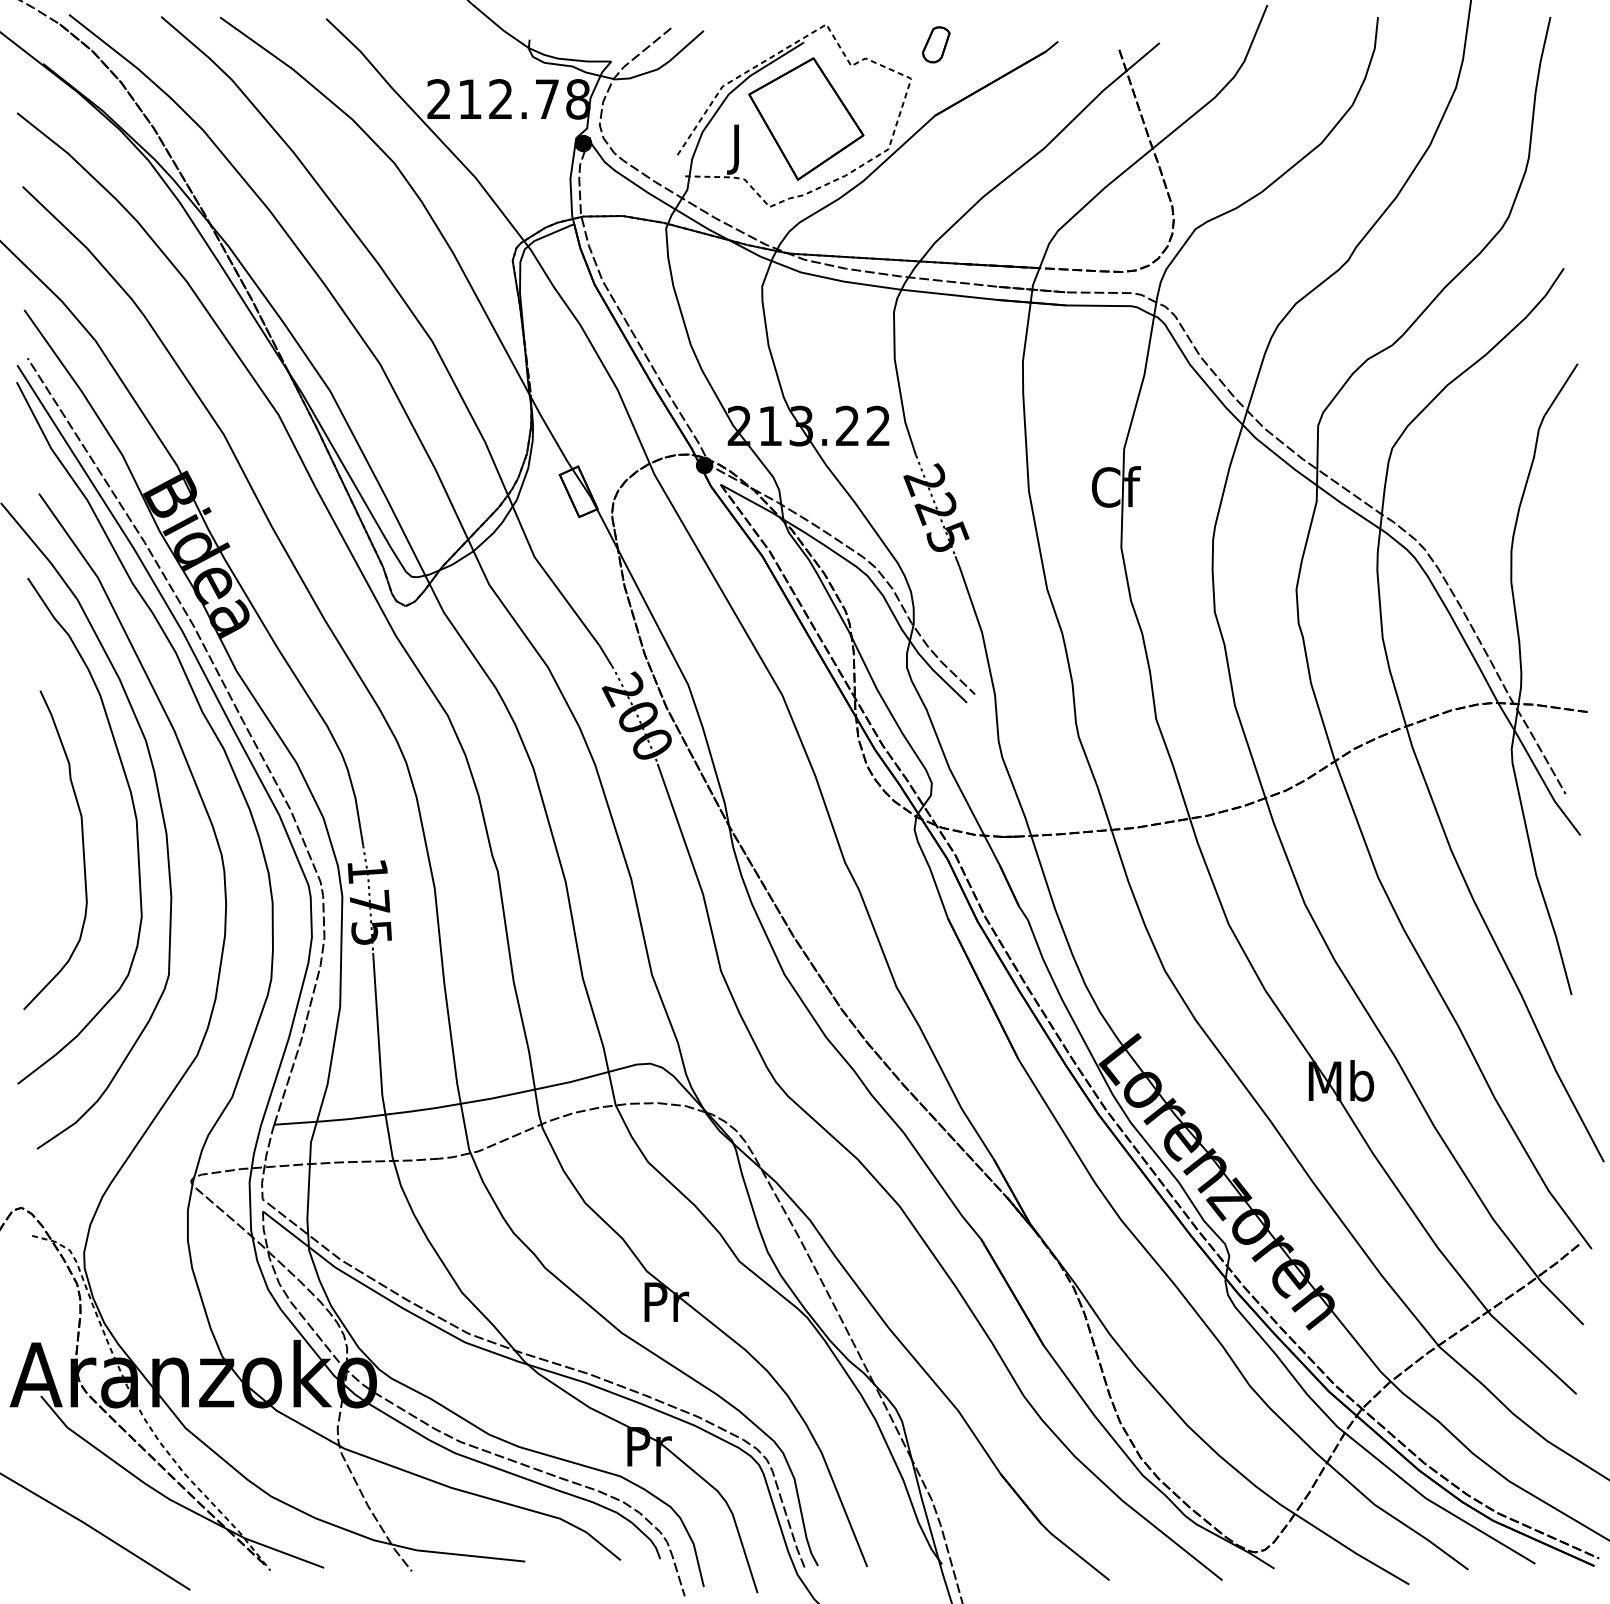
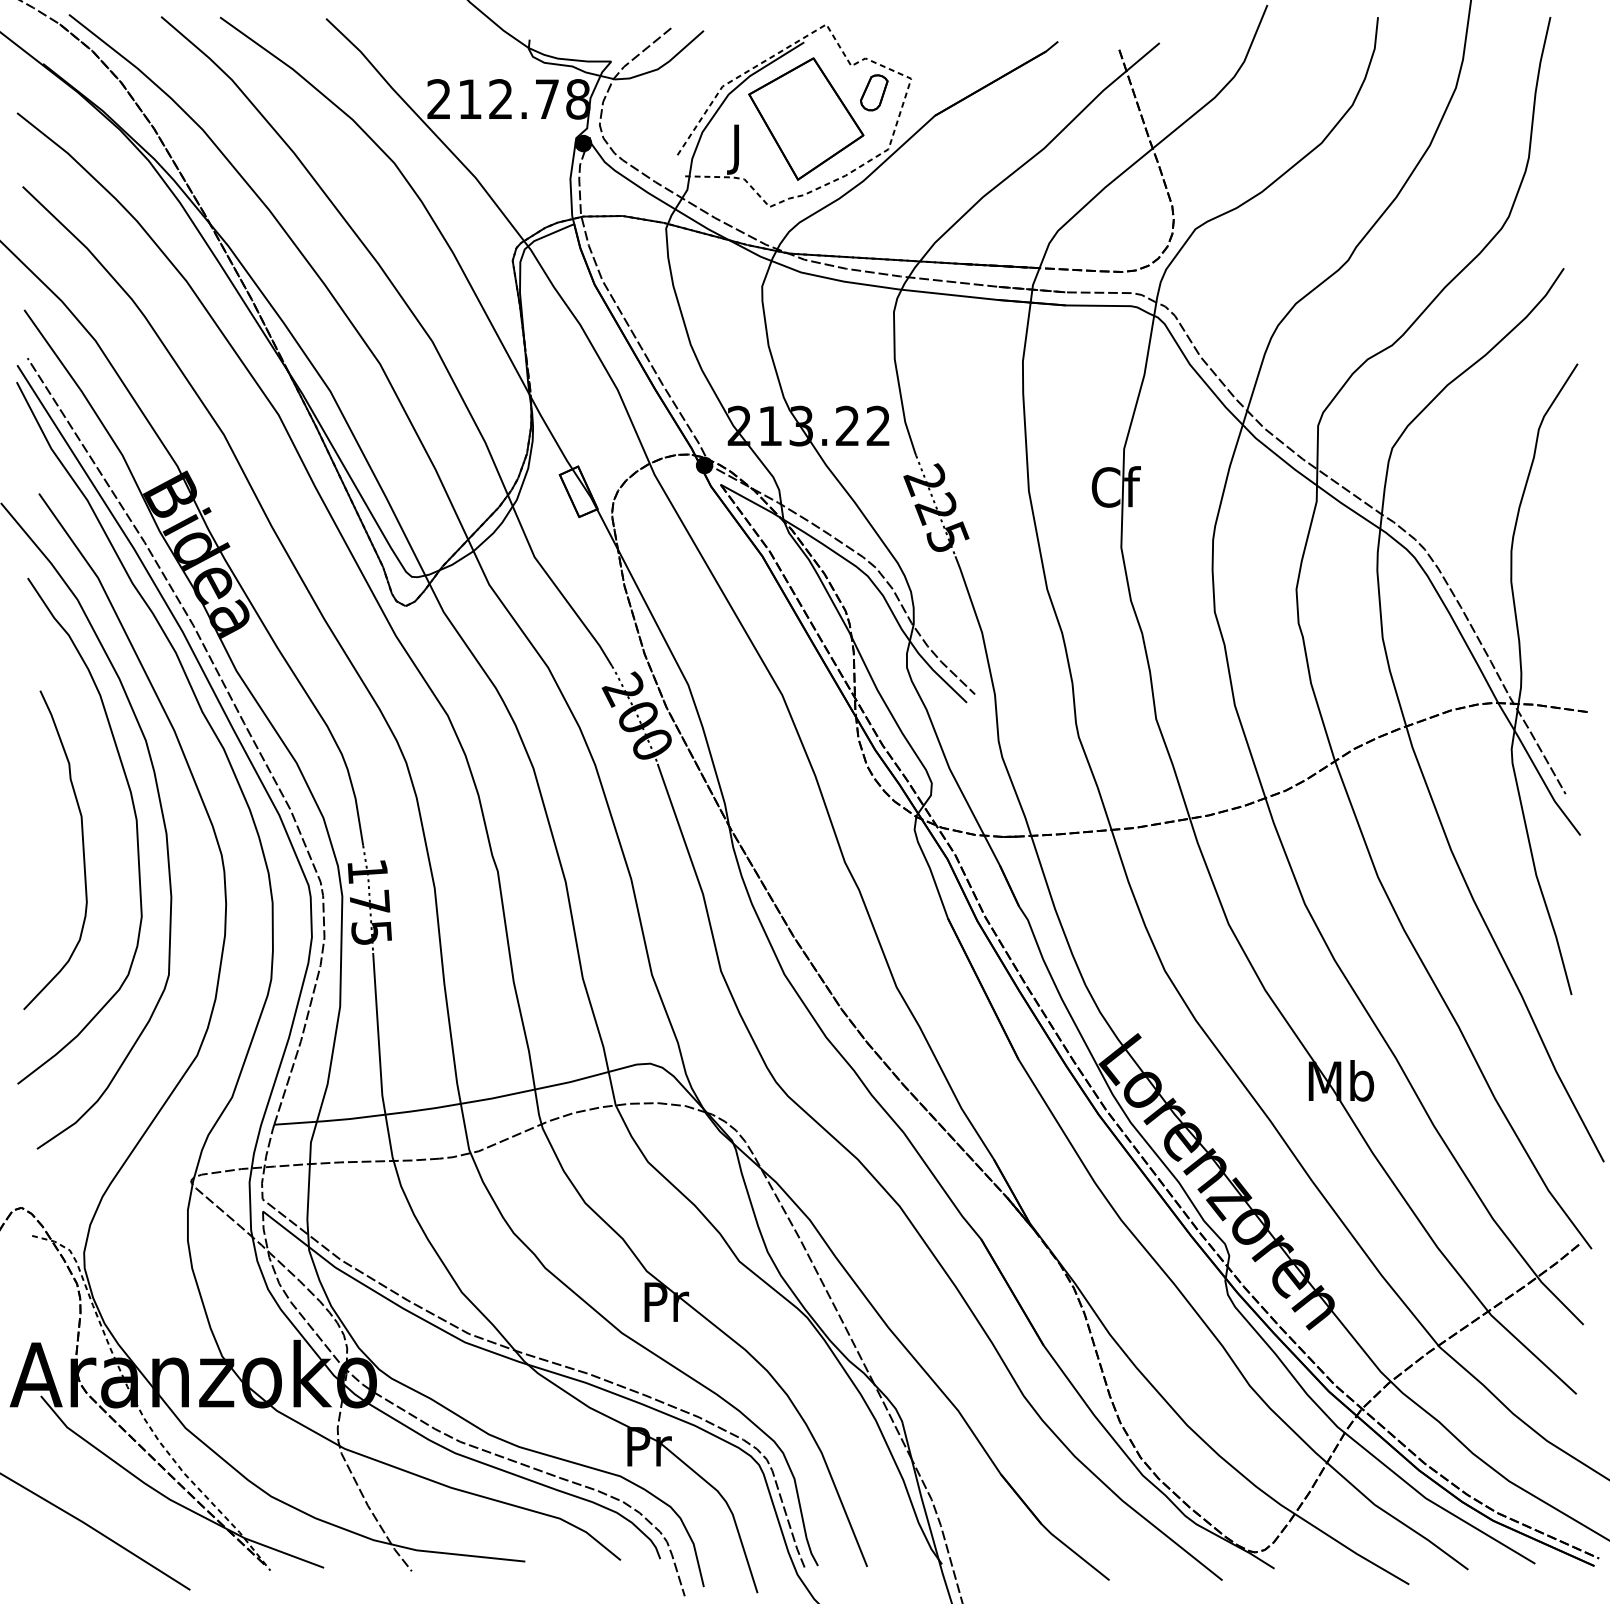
part position: (936, 44) -> (874, 92) (874, 92)
